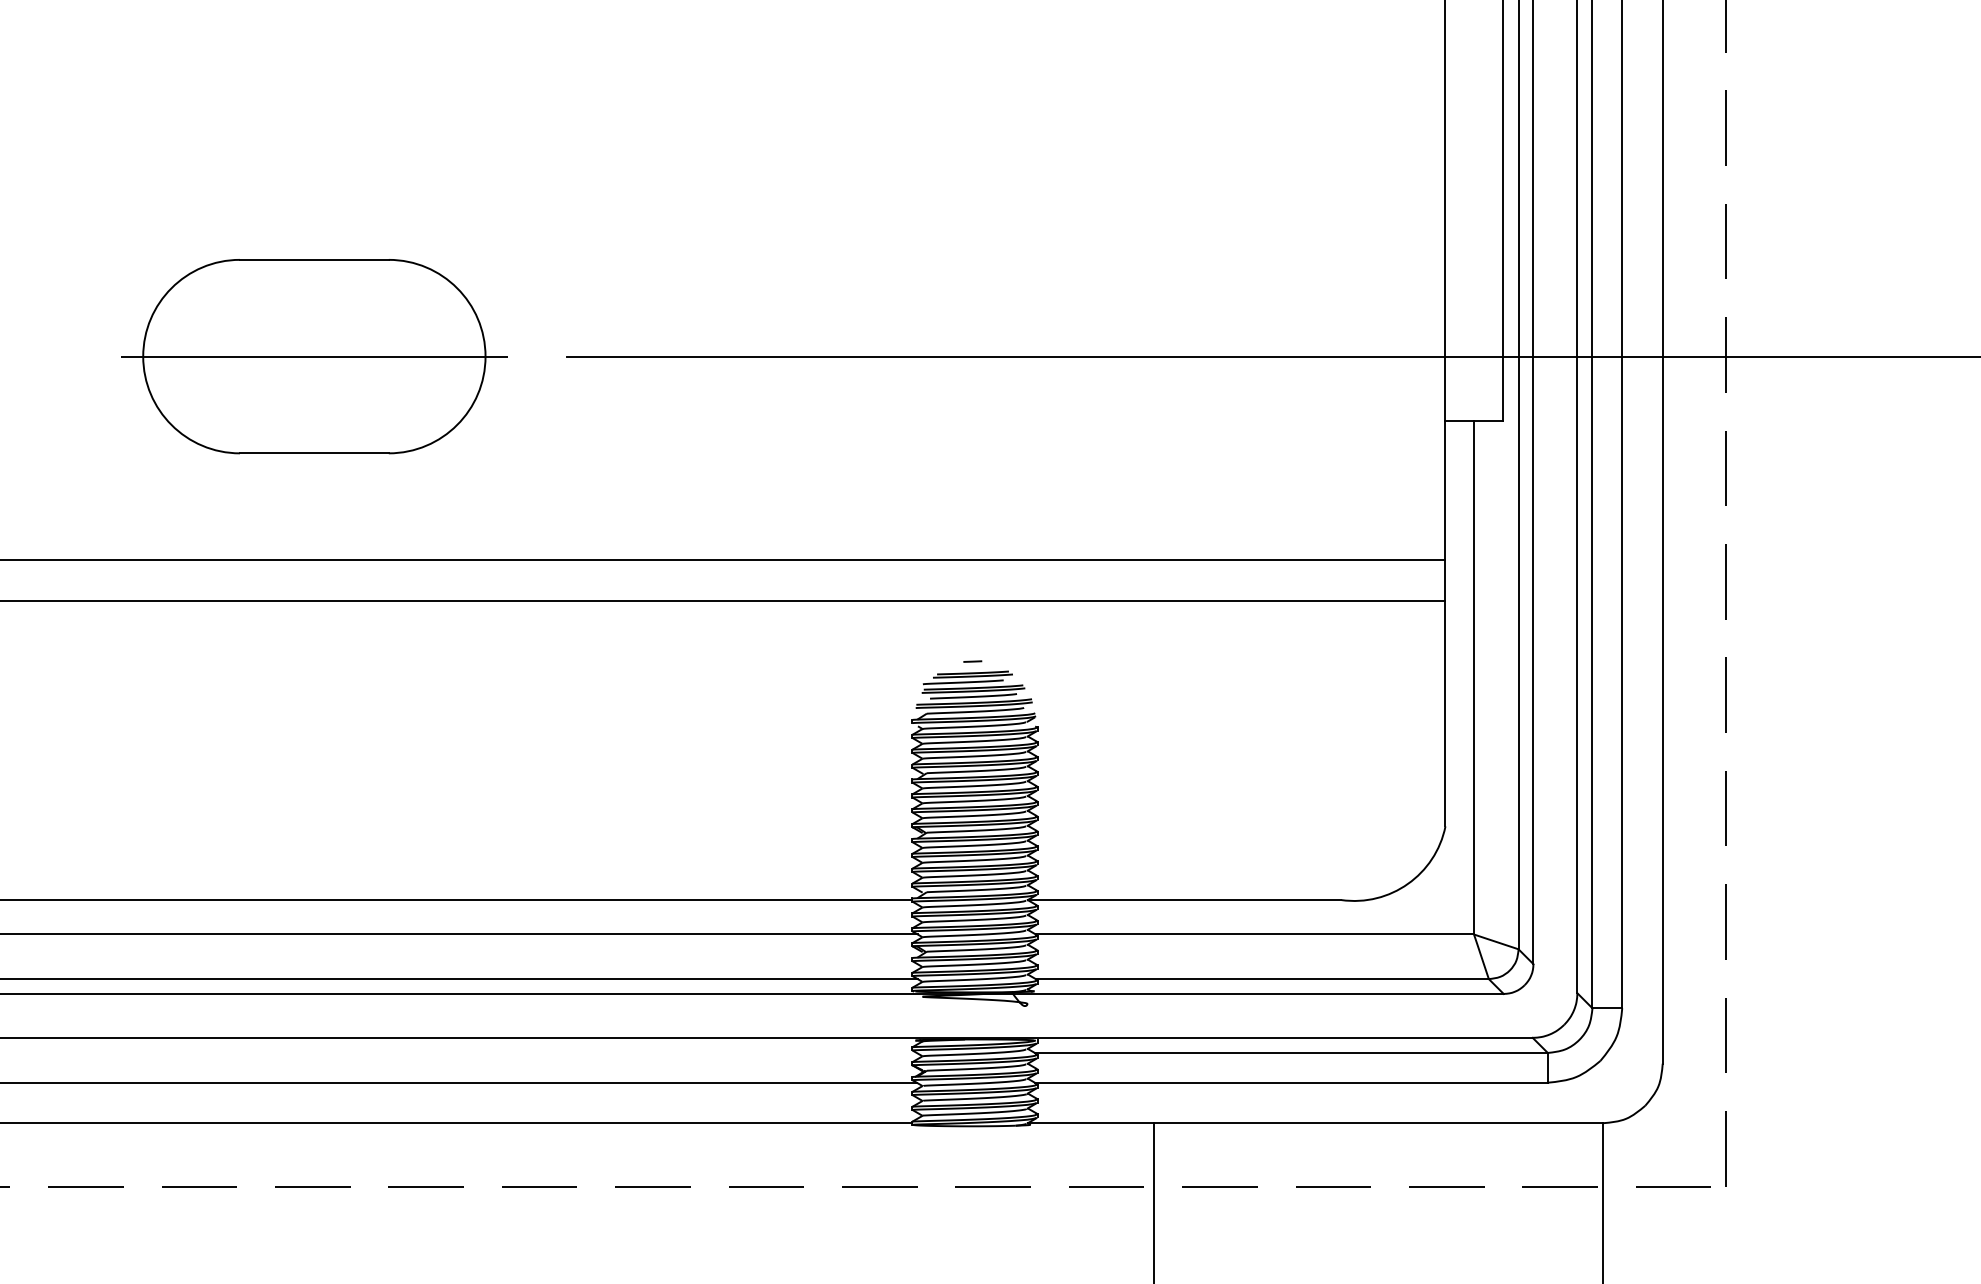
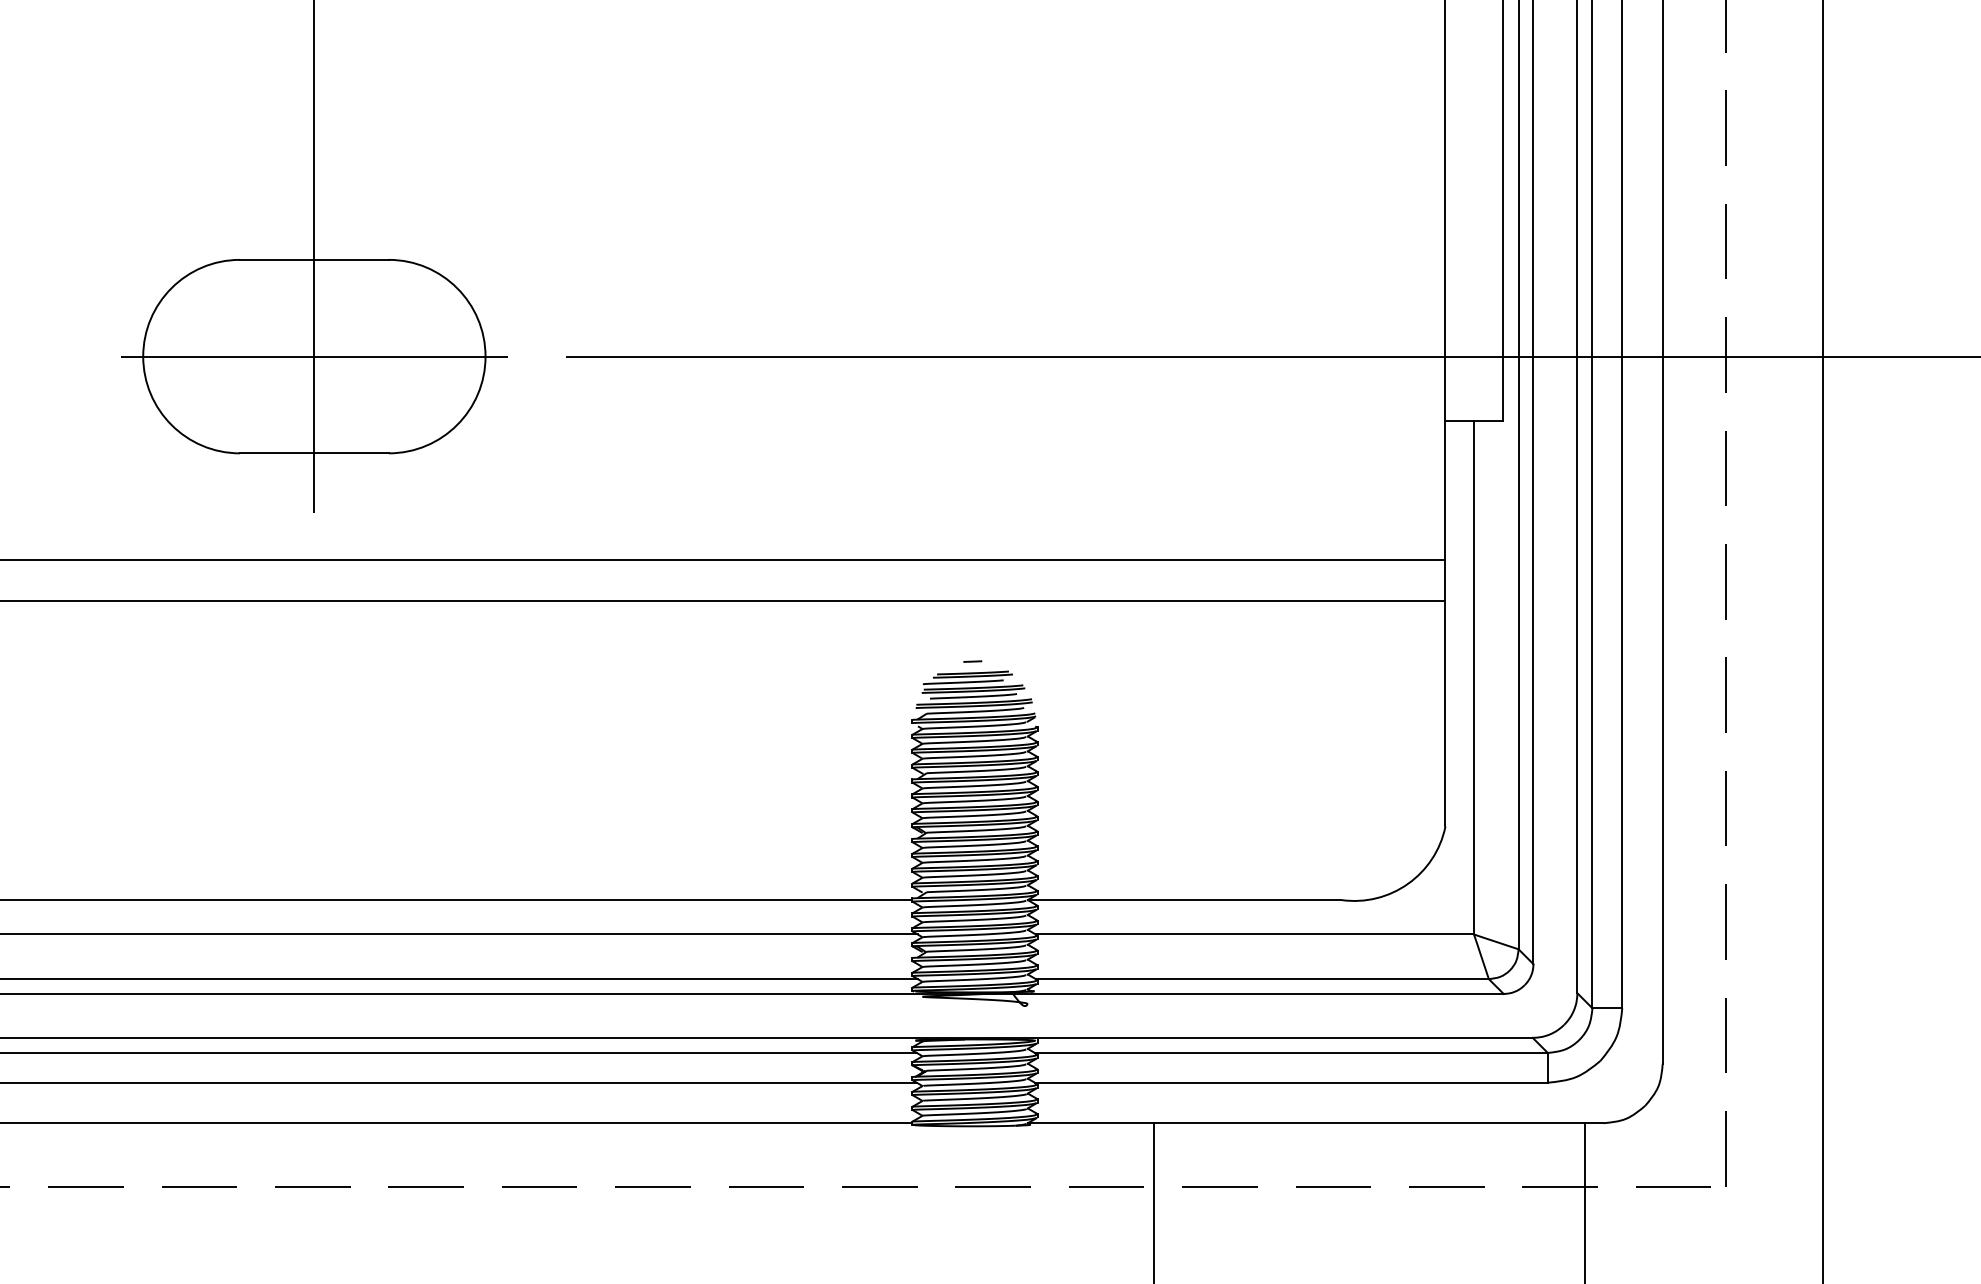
line: none -> present (314, 257)
line: none -> present (1823, 641)
line: none -> present (459, 1052)
line position: (1603, 1201) -> (1585, 1201) (1585, 1201)
